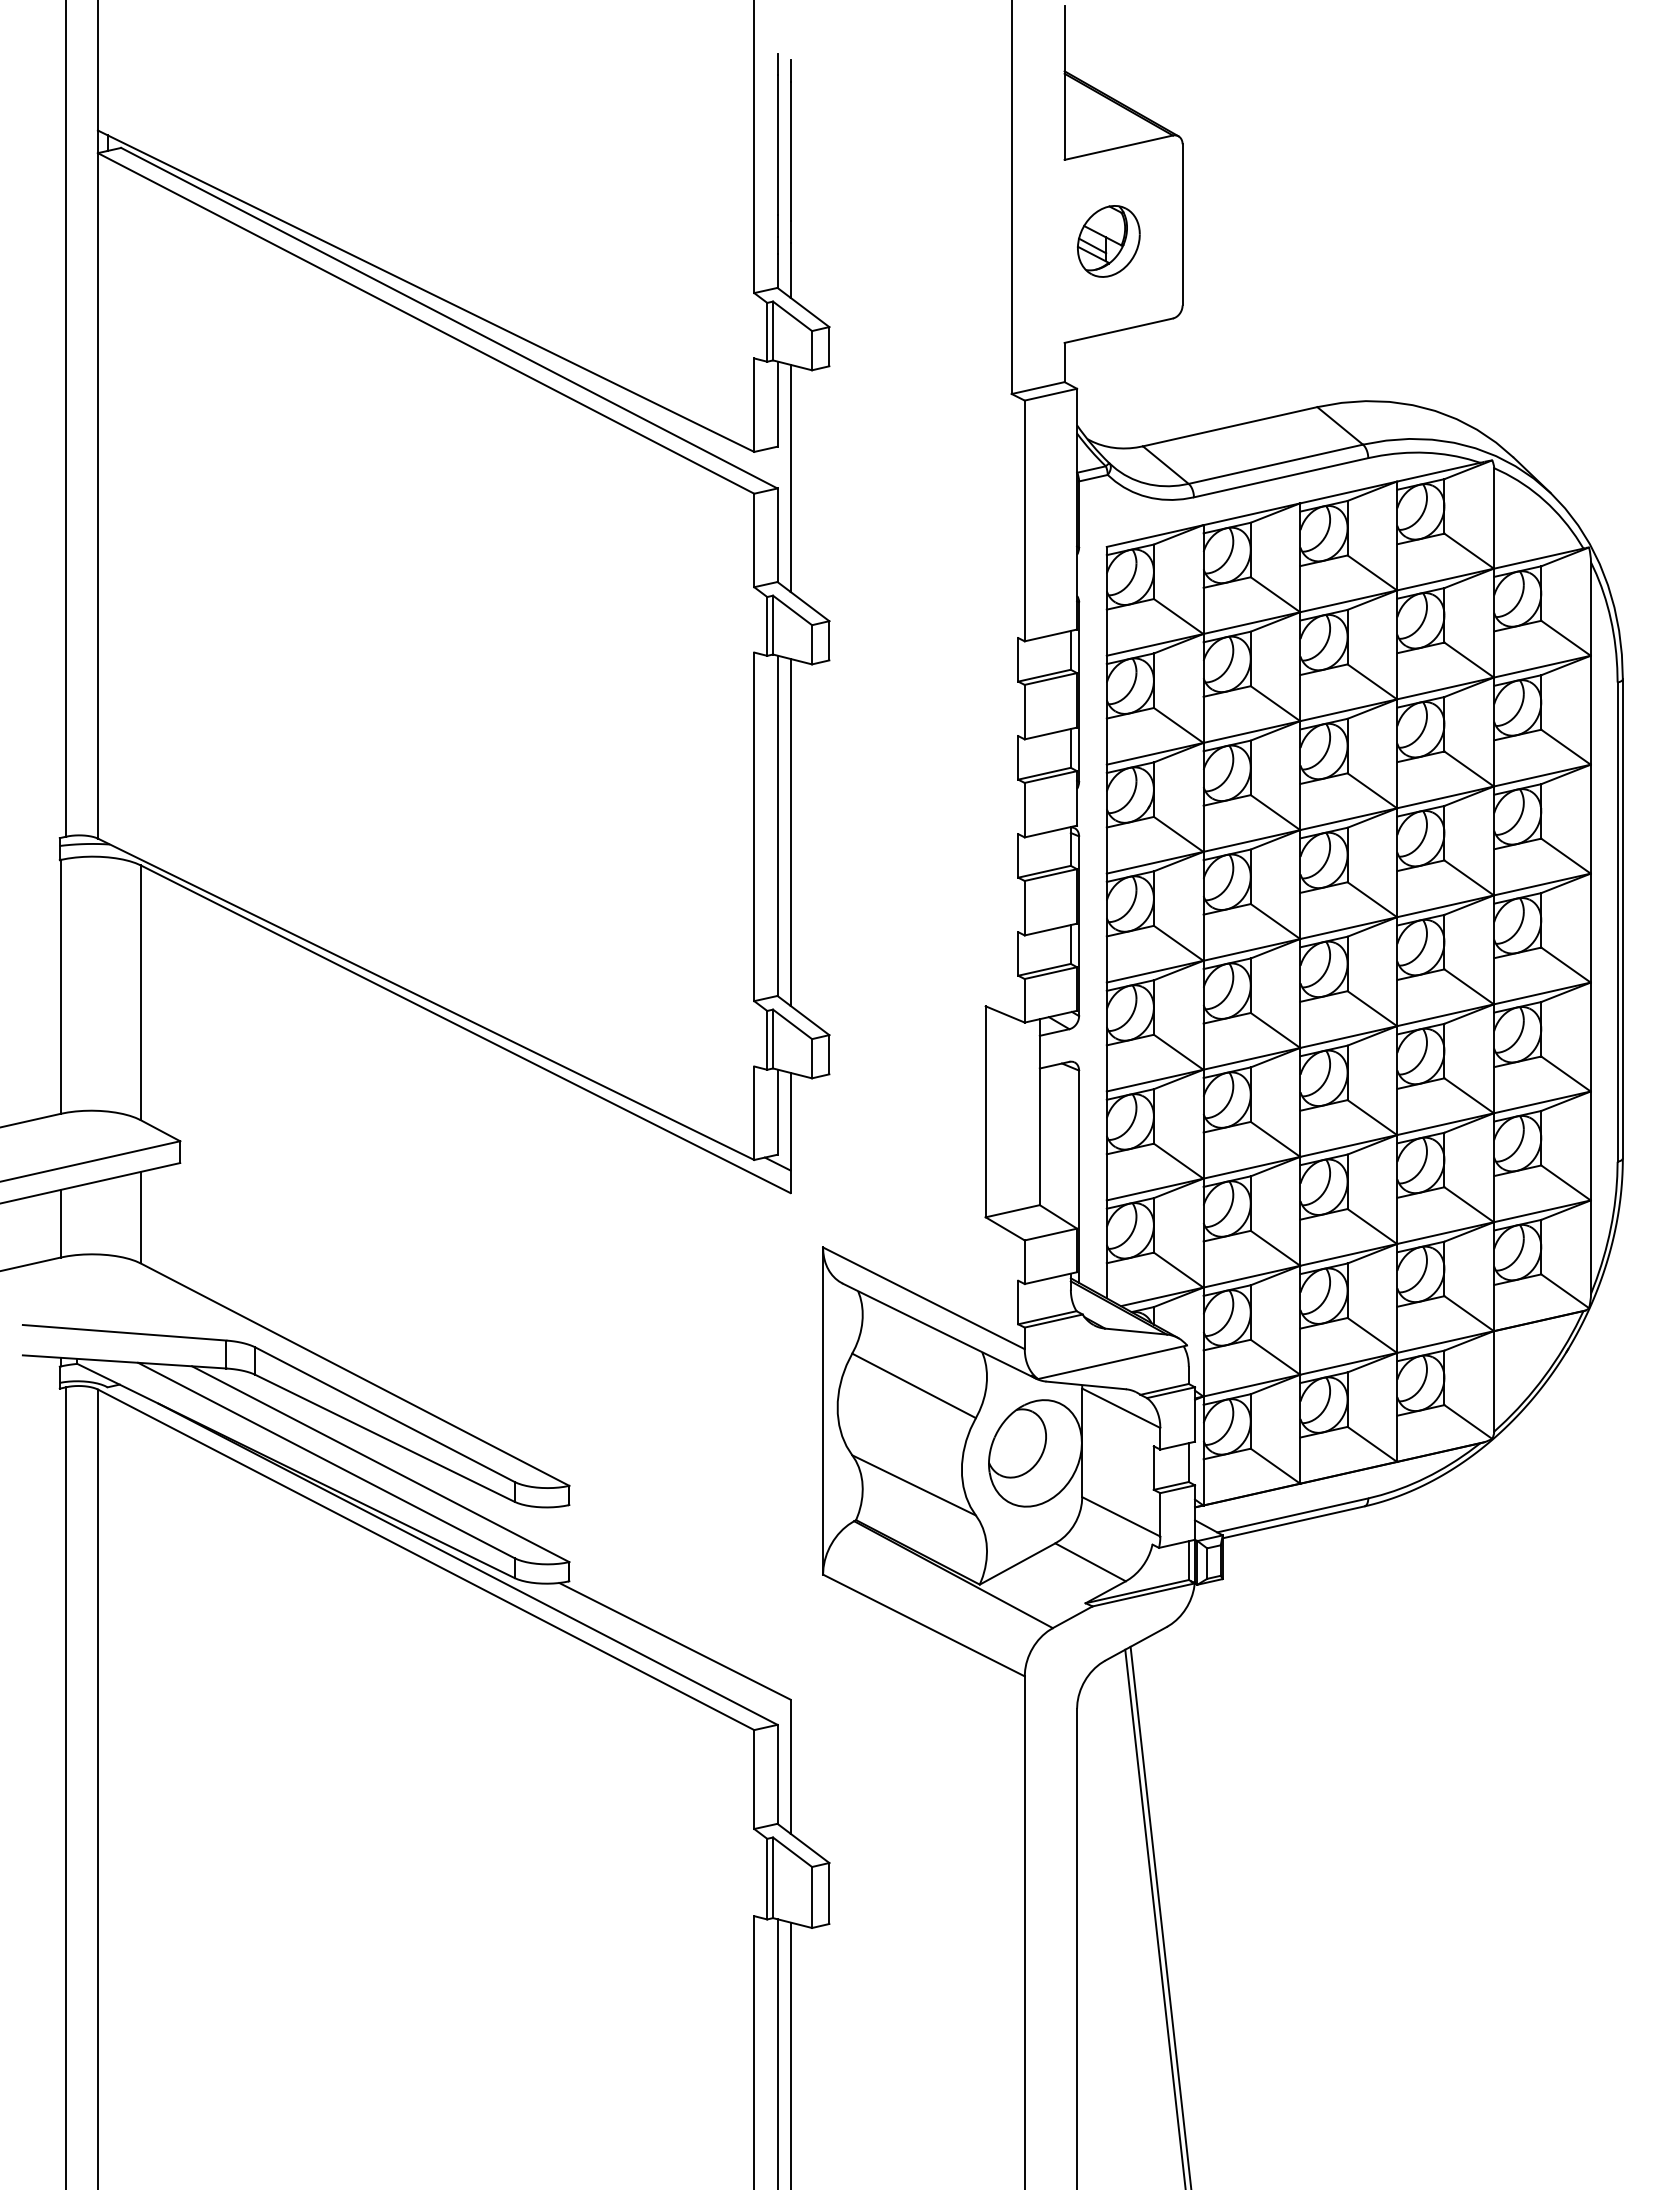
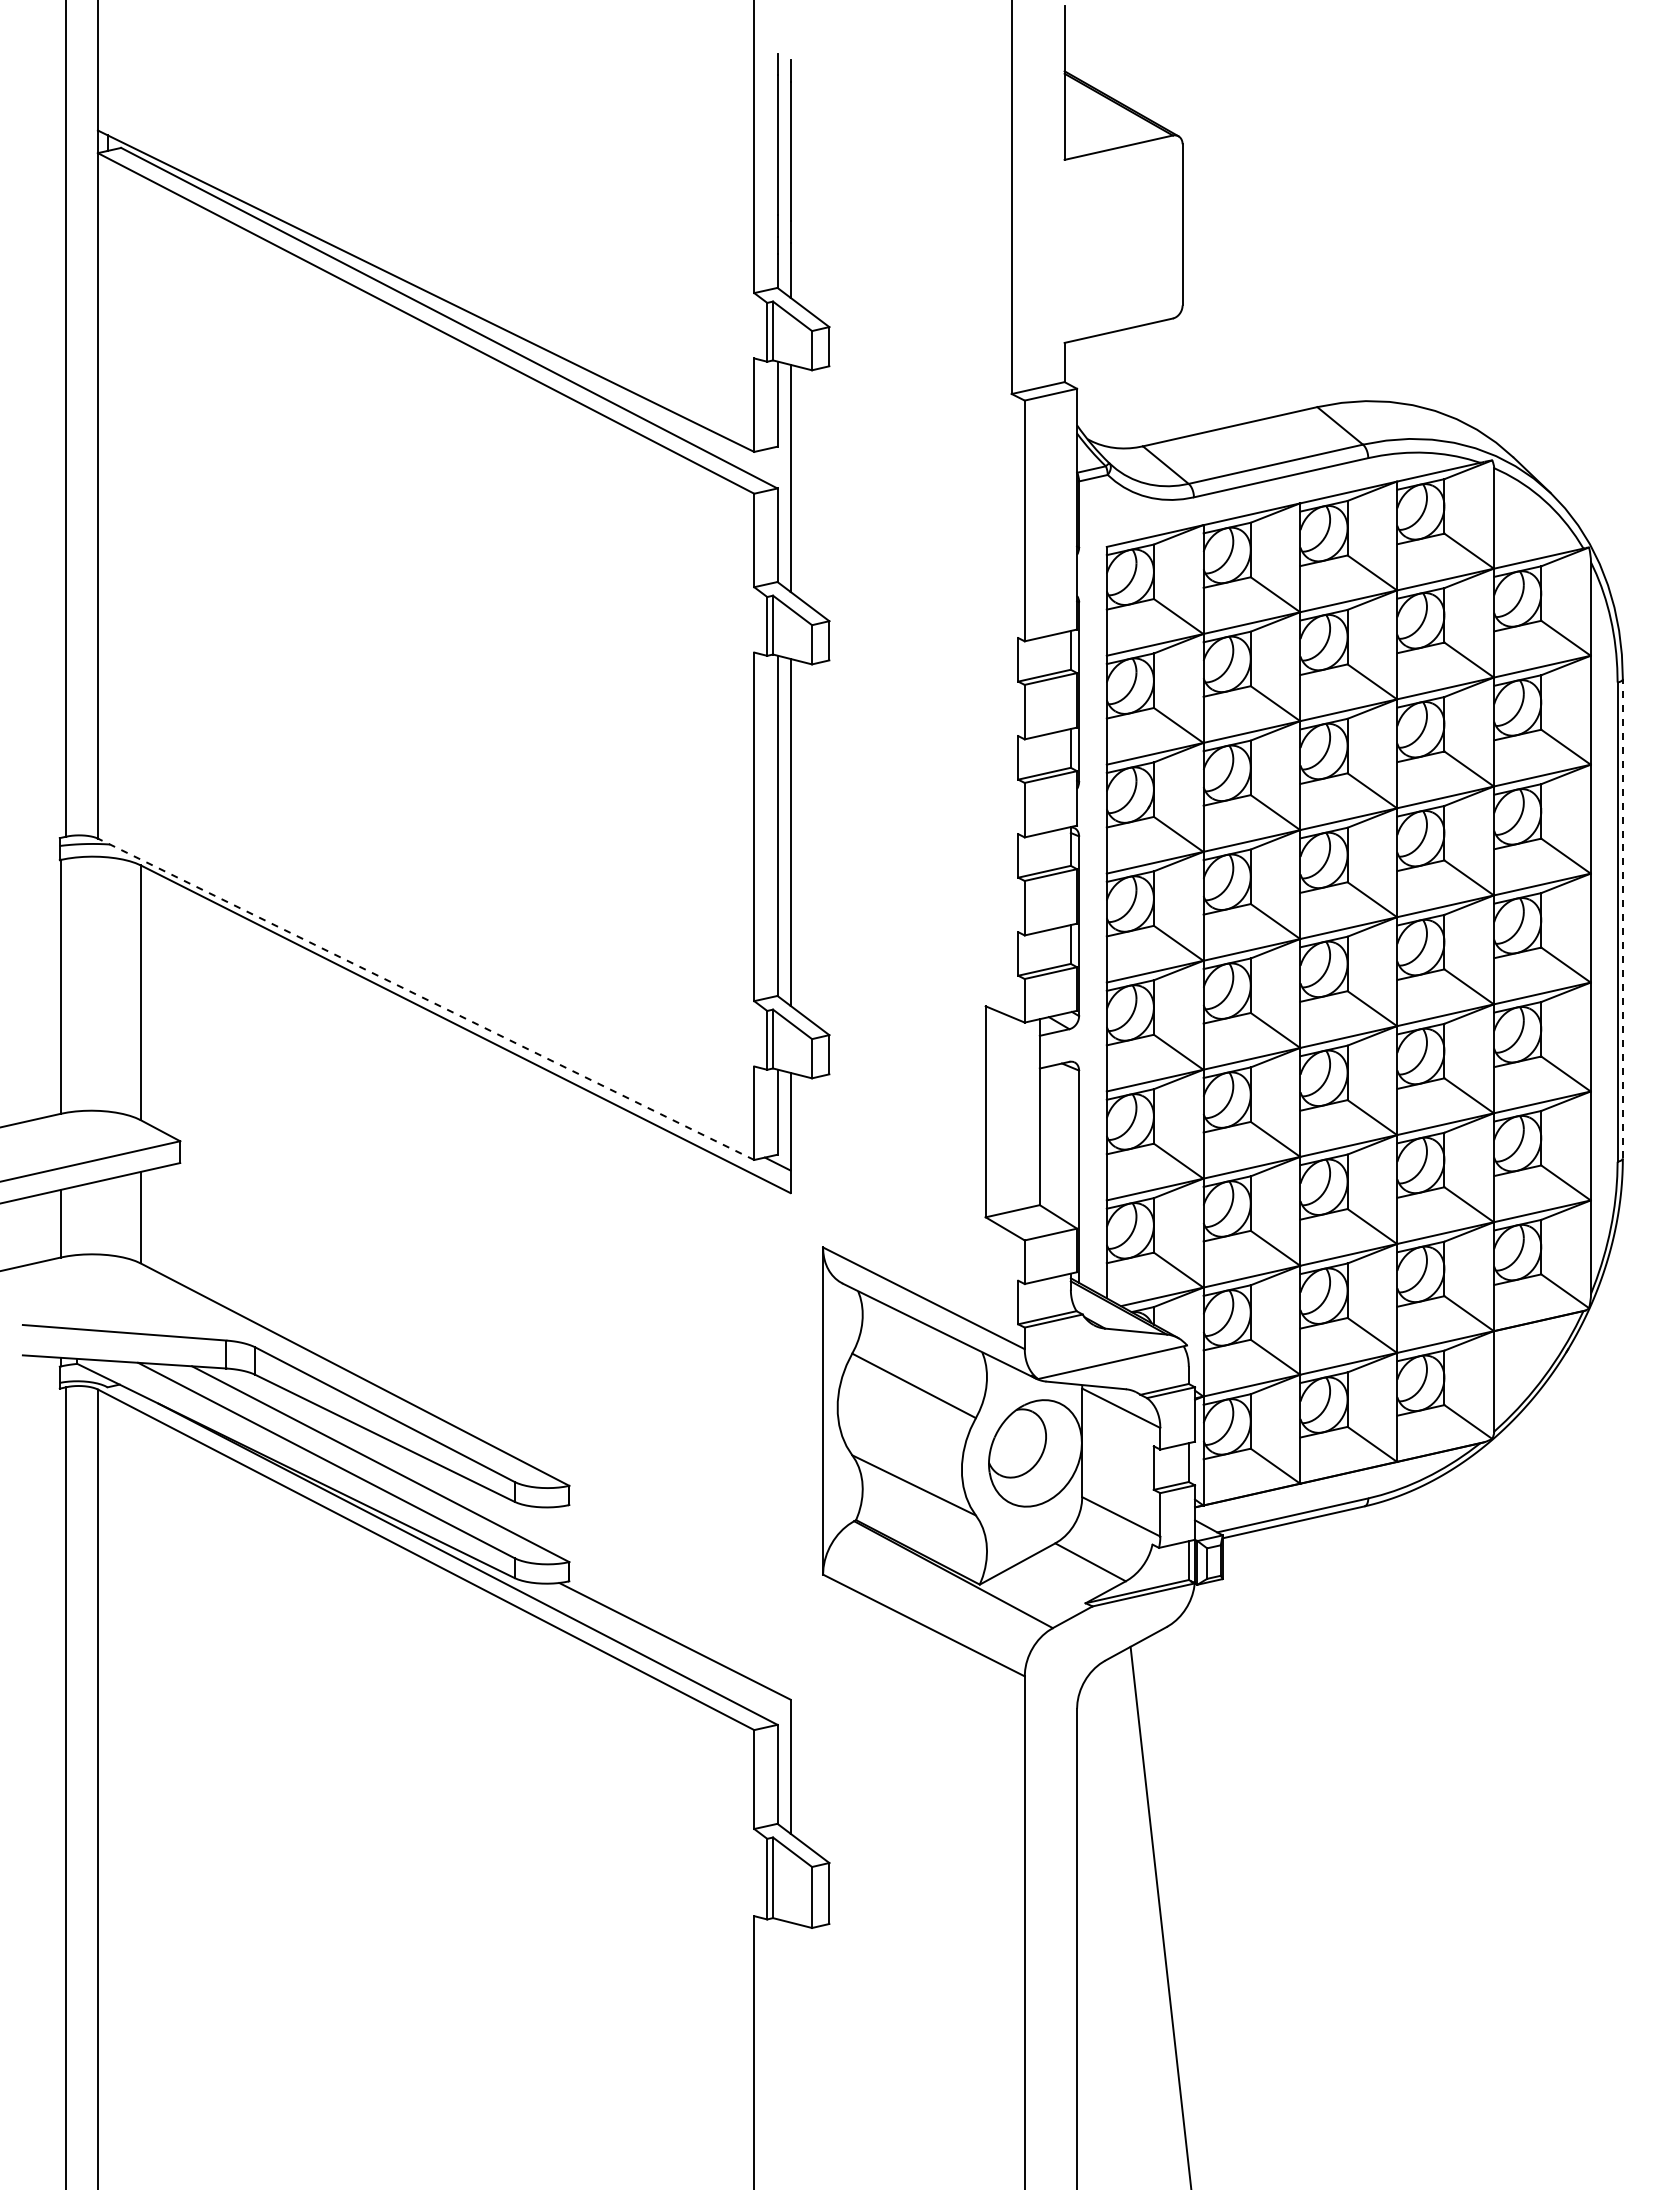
part: present -> none (1108, 241)
line: solid -> dashed (1622, 918)
line: solid -> dashed (425, 999)
line: present -> none (1155, 1917)
line: present -> none (777, 2052)
line: present -> none (790, 2054)
